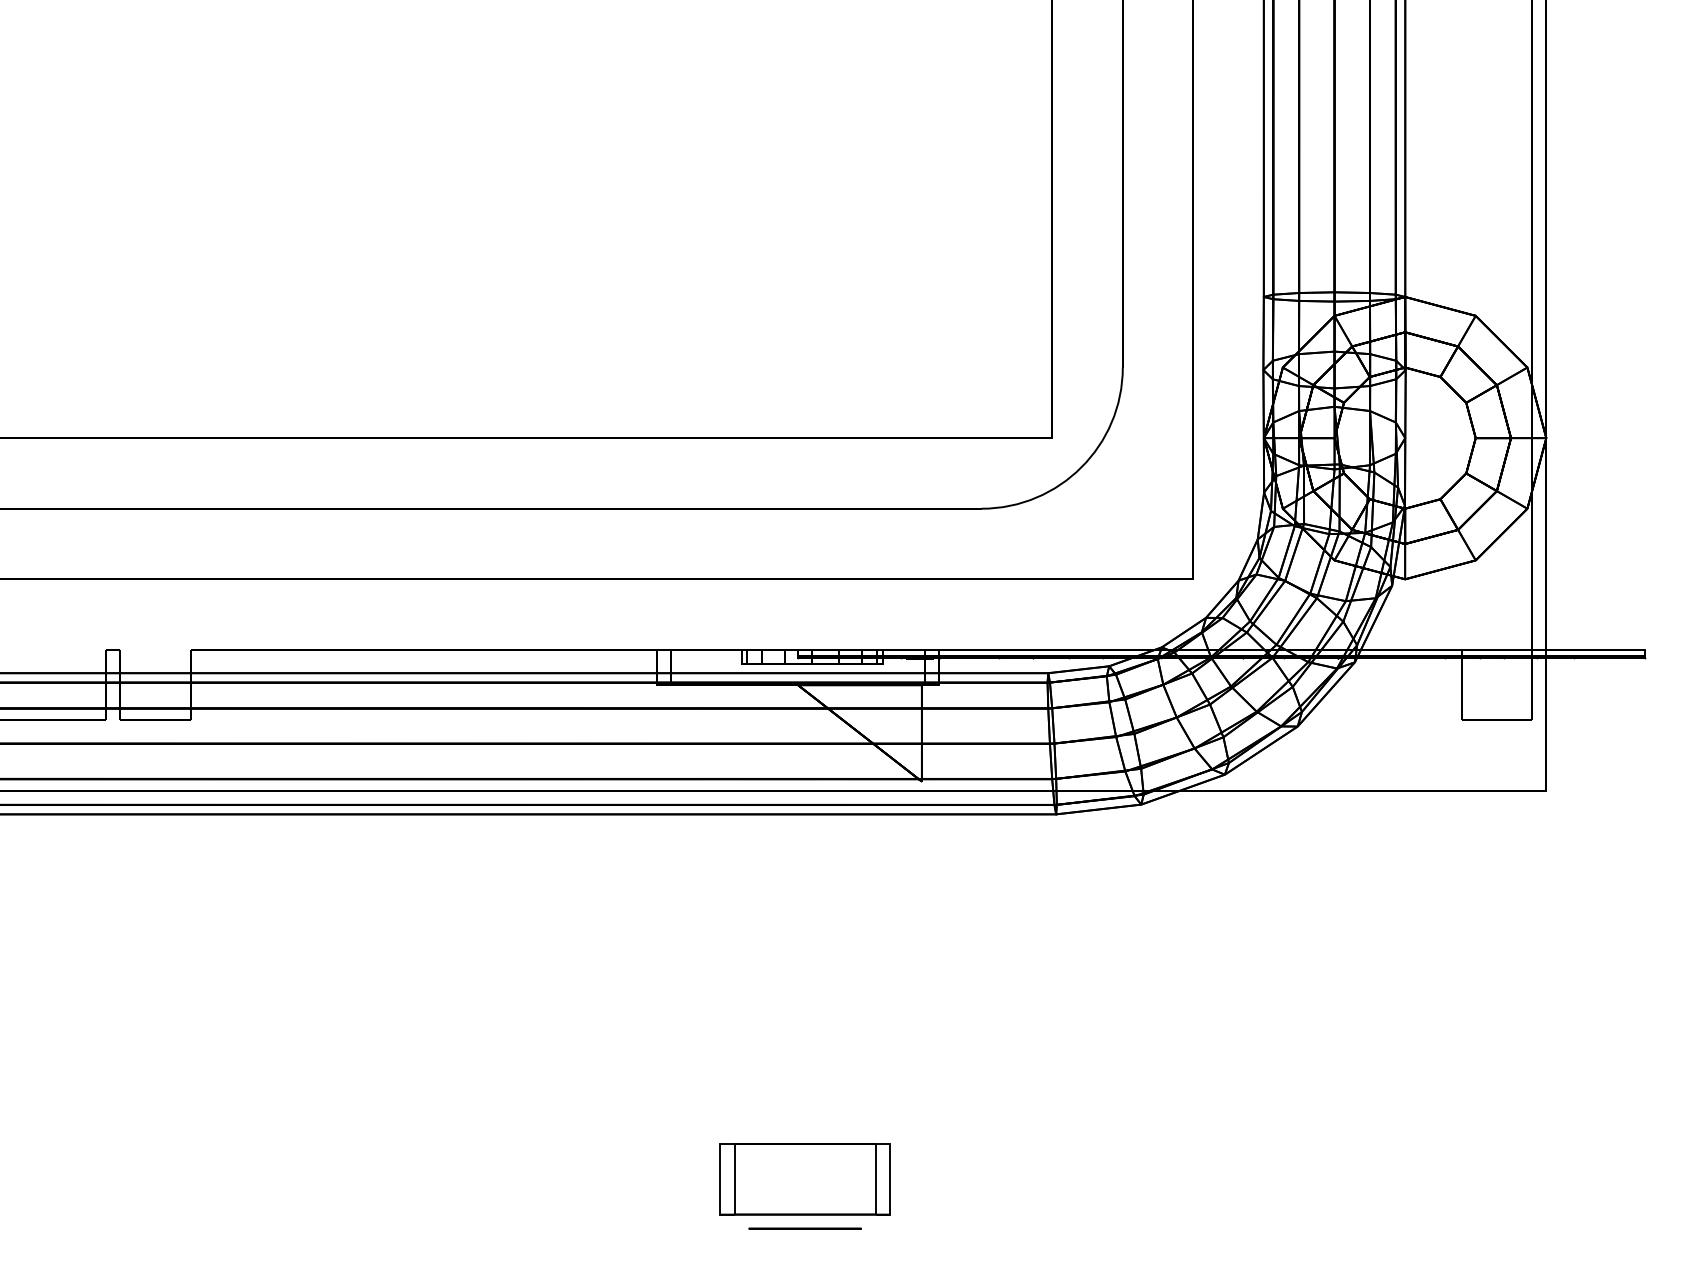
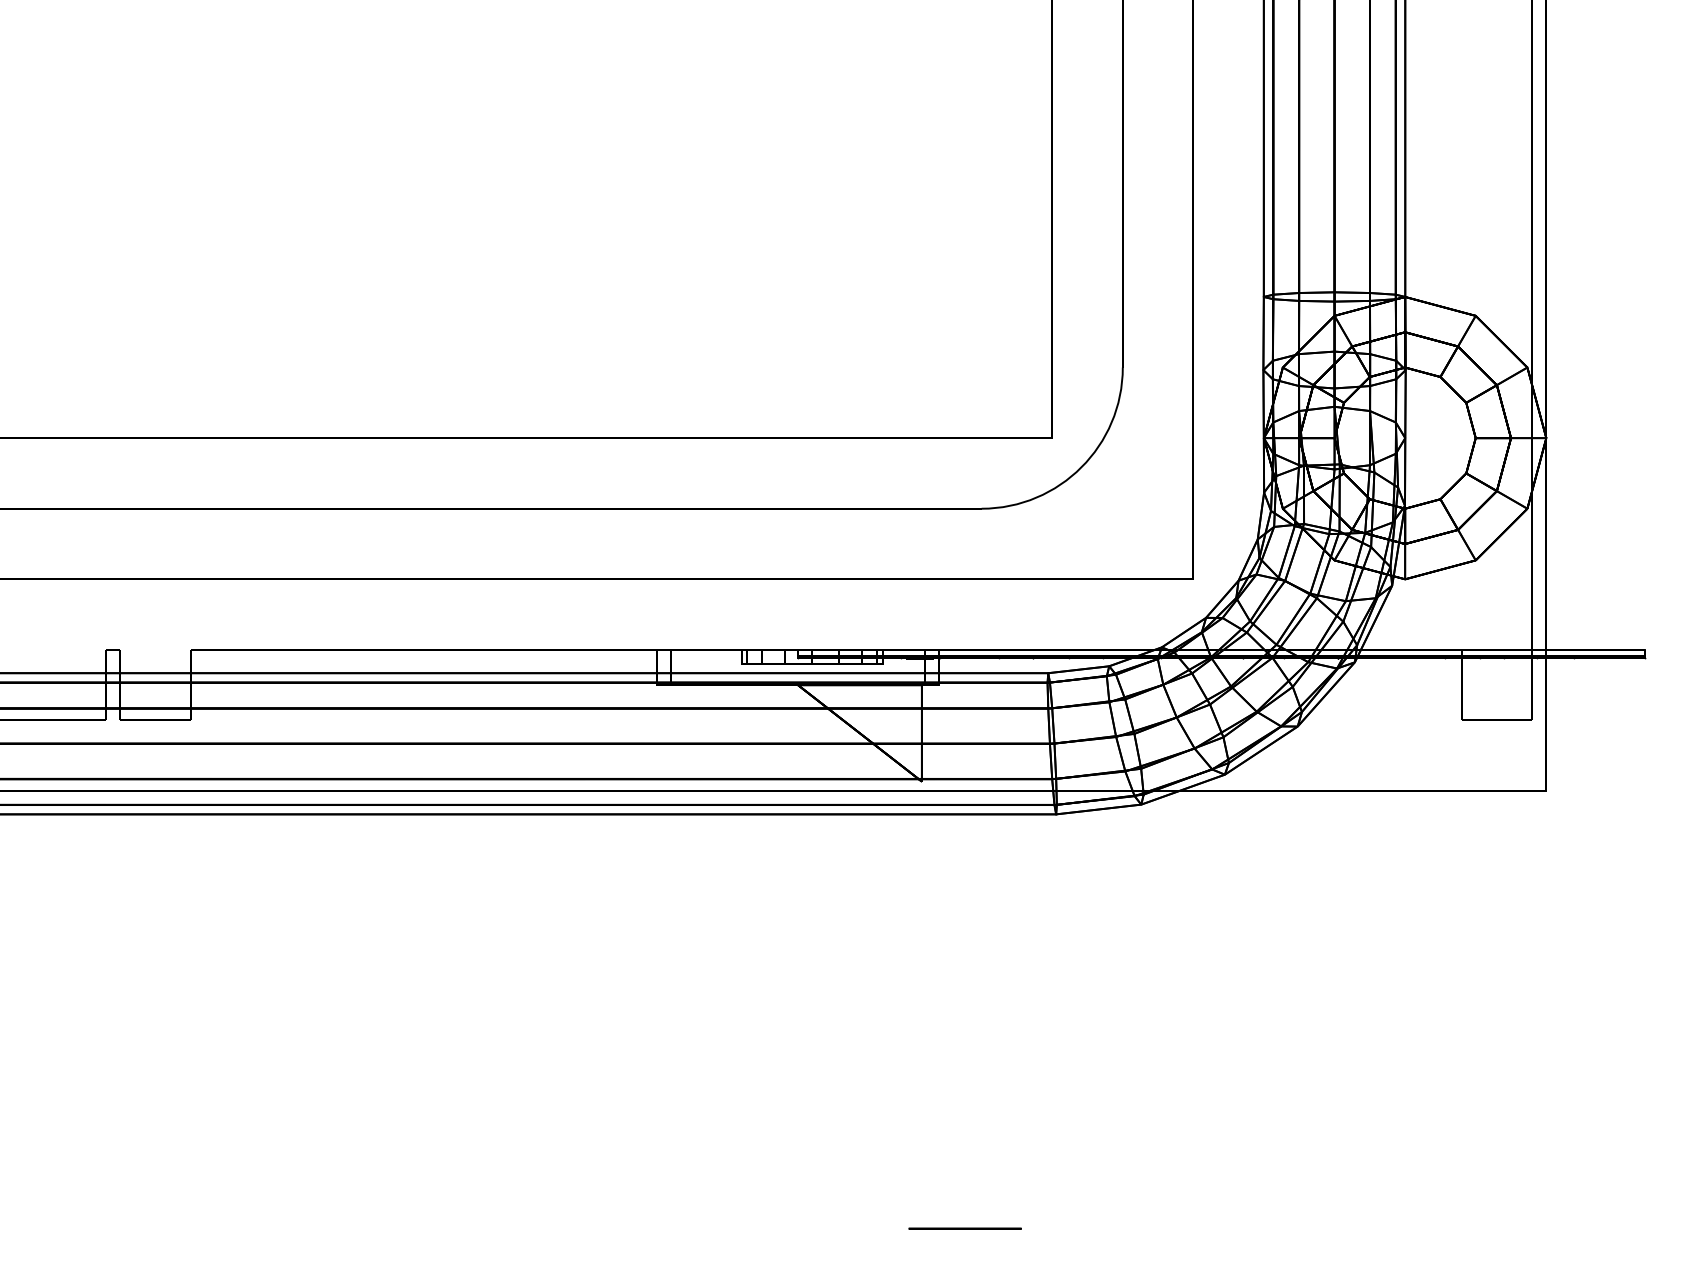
part: present -> none (804, 1179)
circle position: (804, 1228) -> (964, 1228) (964, 1228)
